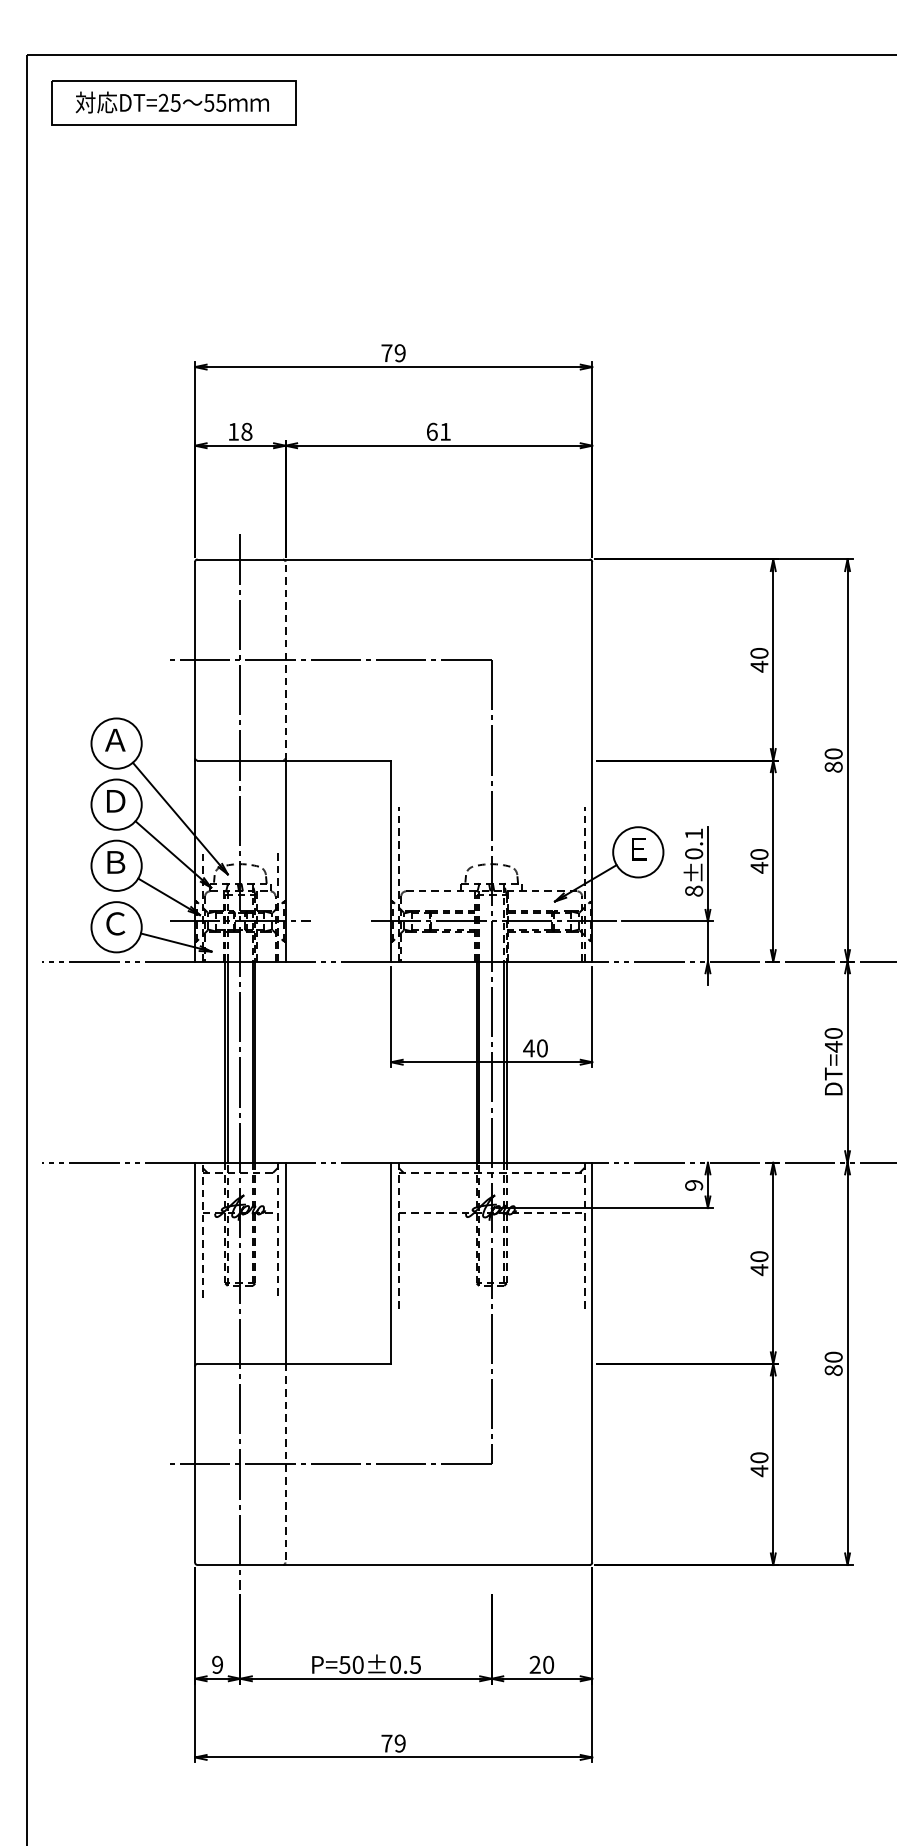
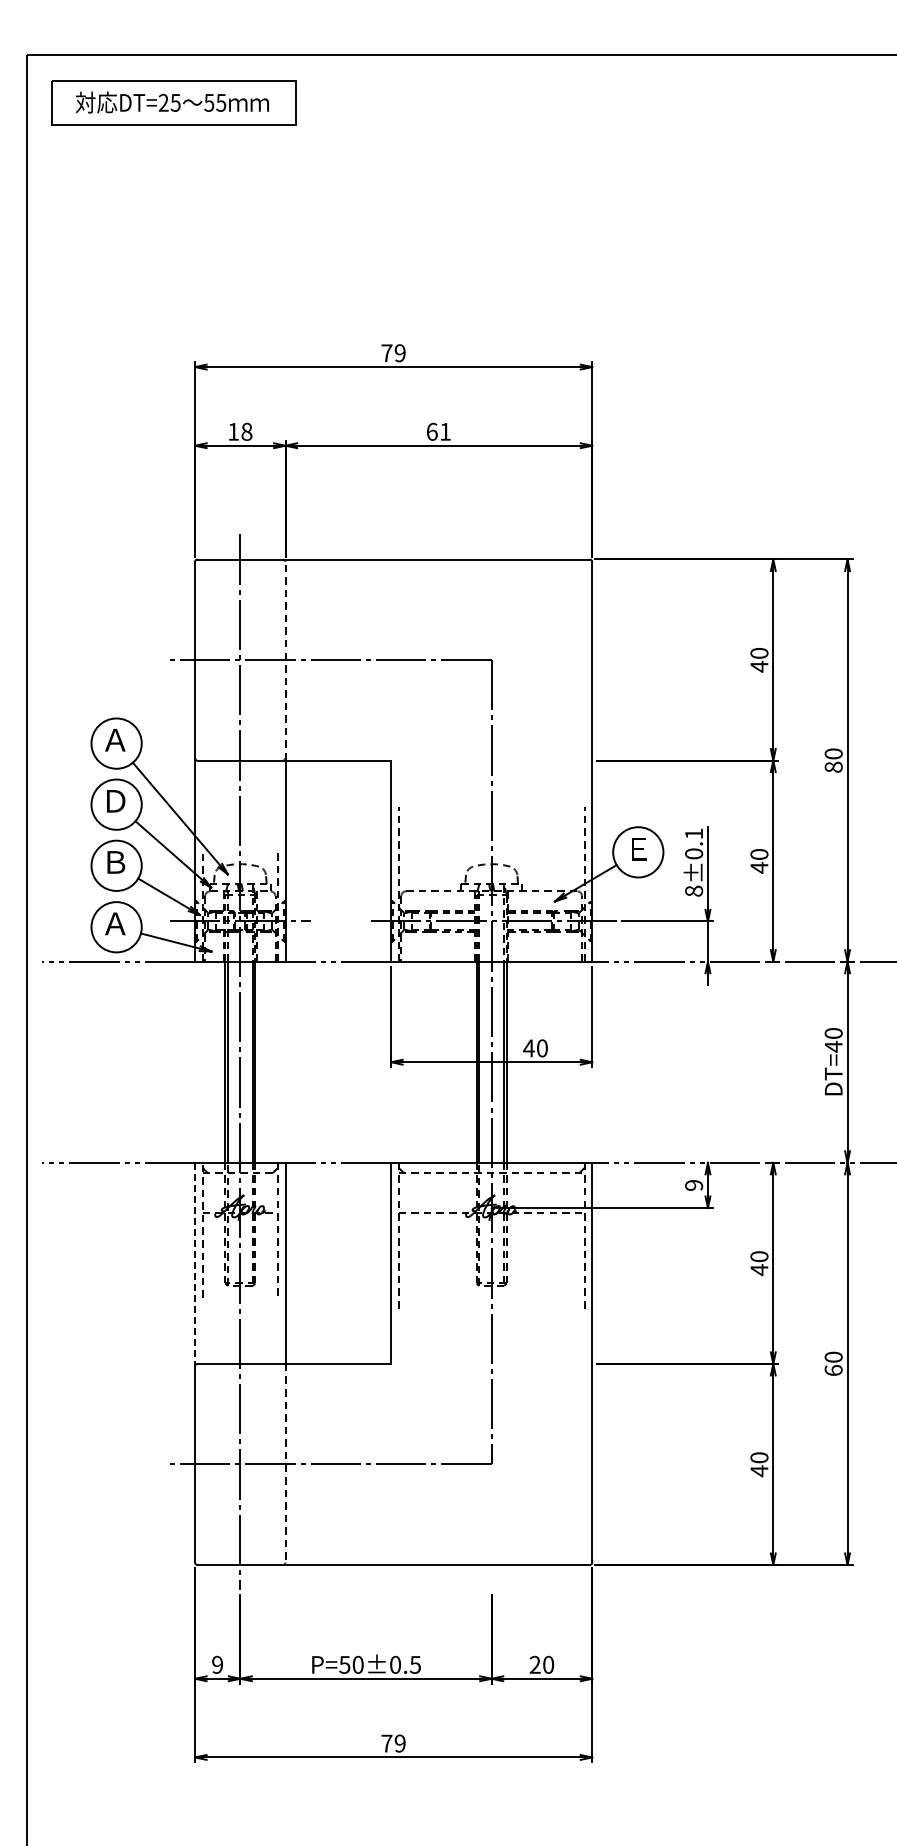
text: Ｃ -> Ａ (115, 923)
line: solid -> dashed (195, 1264)
text: 80 -> 60 (833, 1370)
